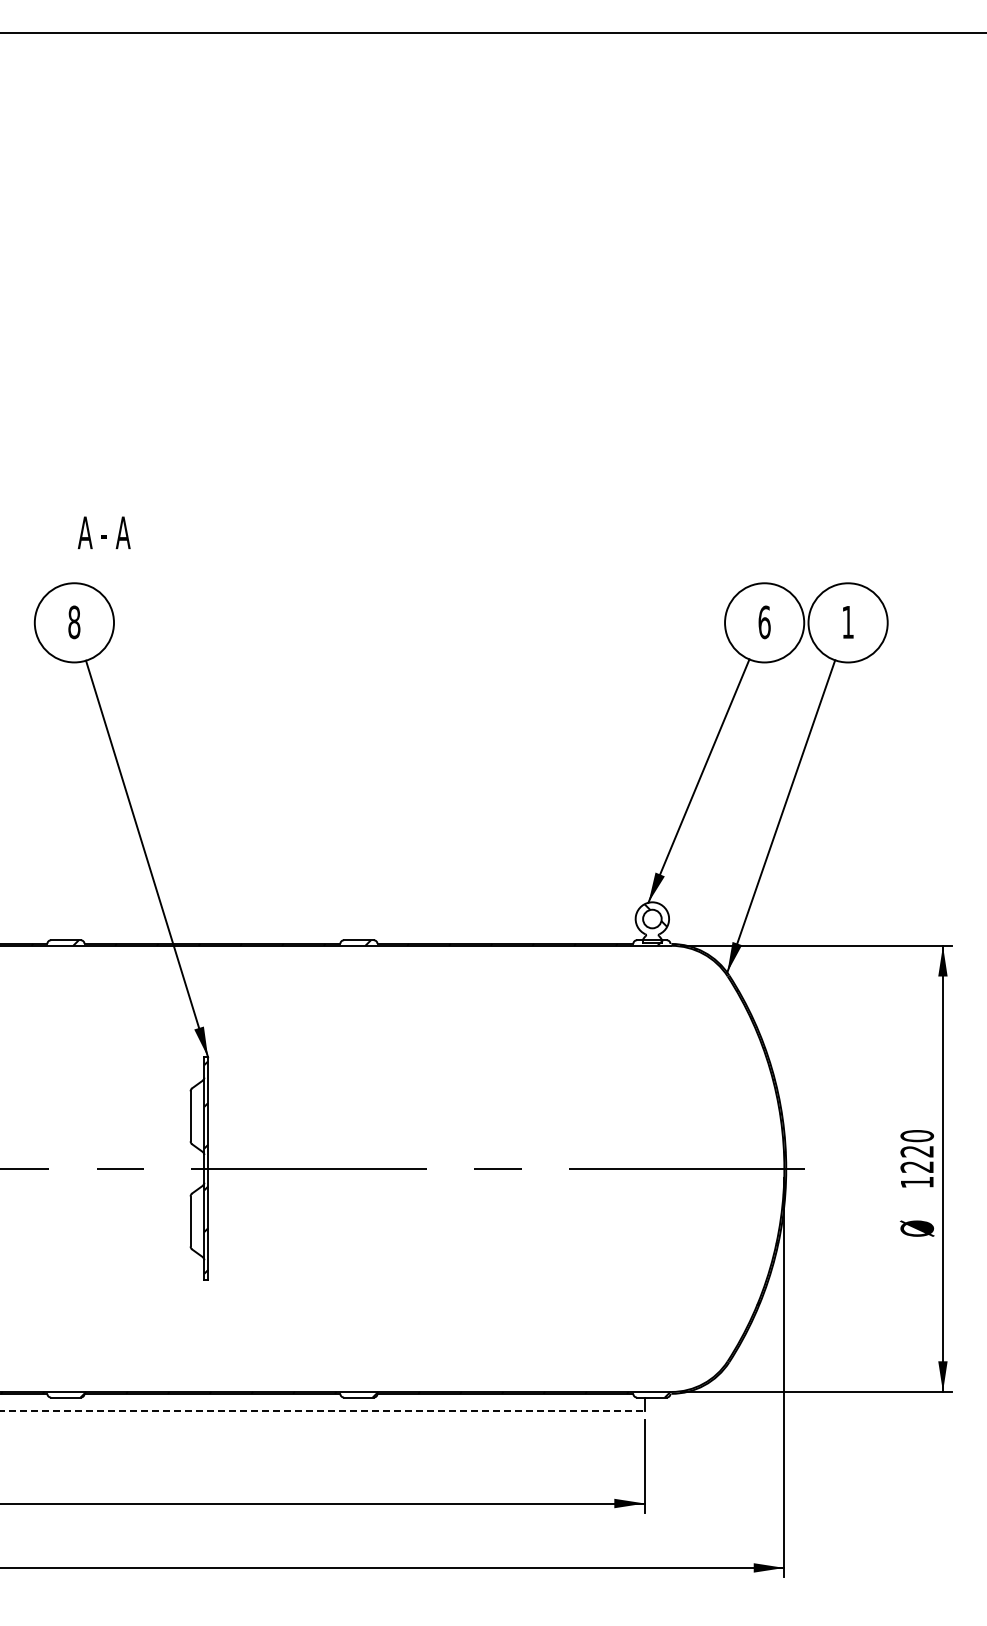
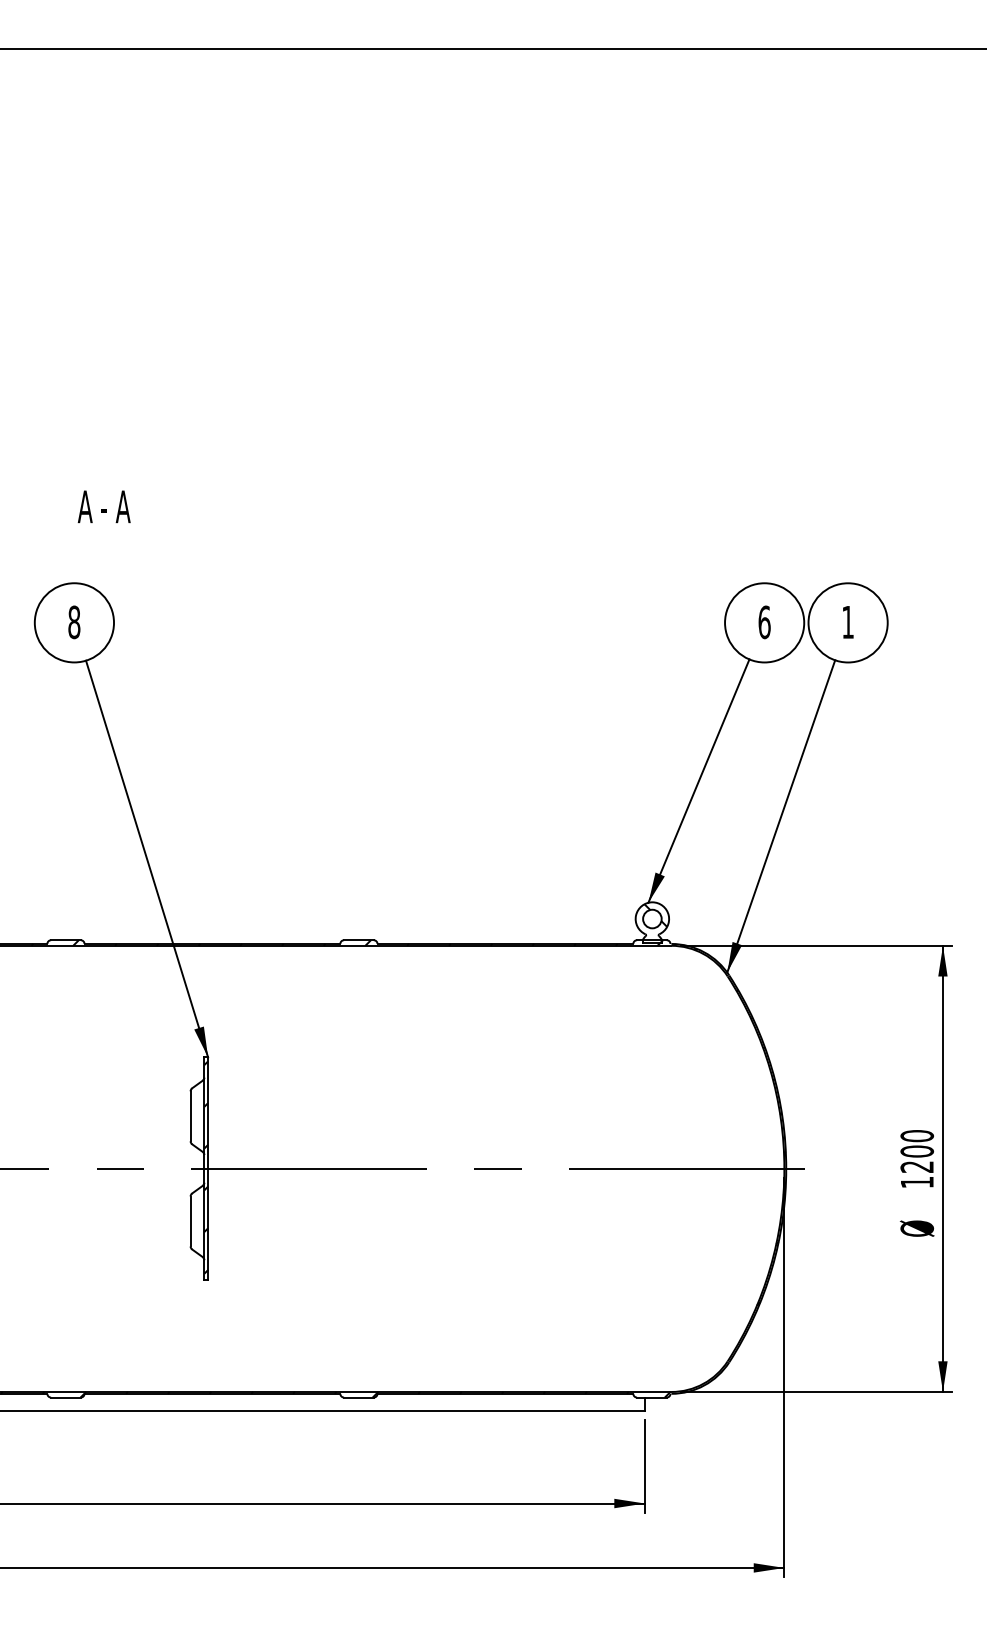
line position: (492, 32) -> (492, 48) (492, 48)
text position: (103, 532) -> (103, 506) (103, 506)
text: 1220 -> 1200 (917, 1151)
line: dashed -> solid (322, 1410)
